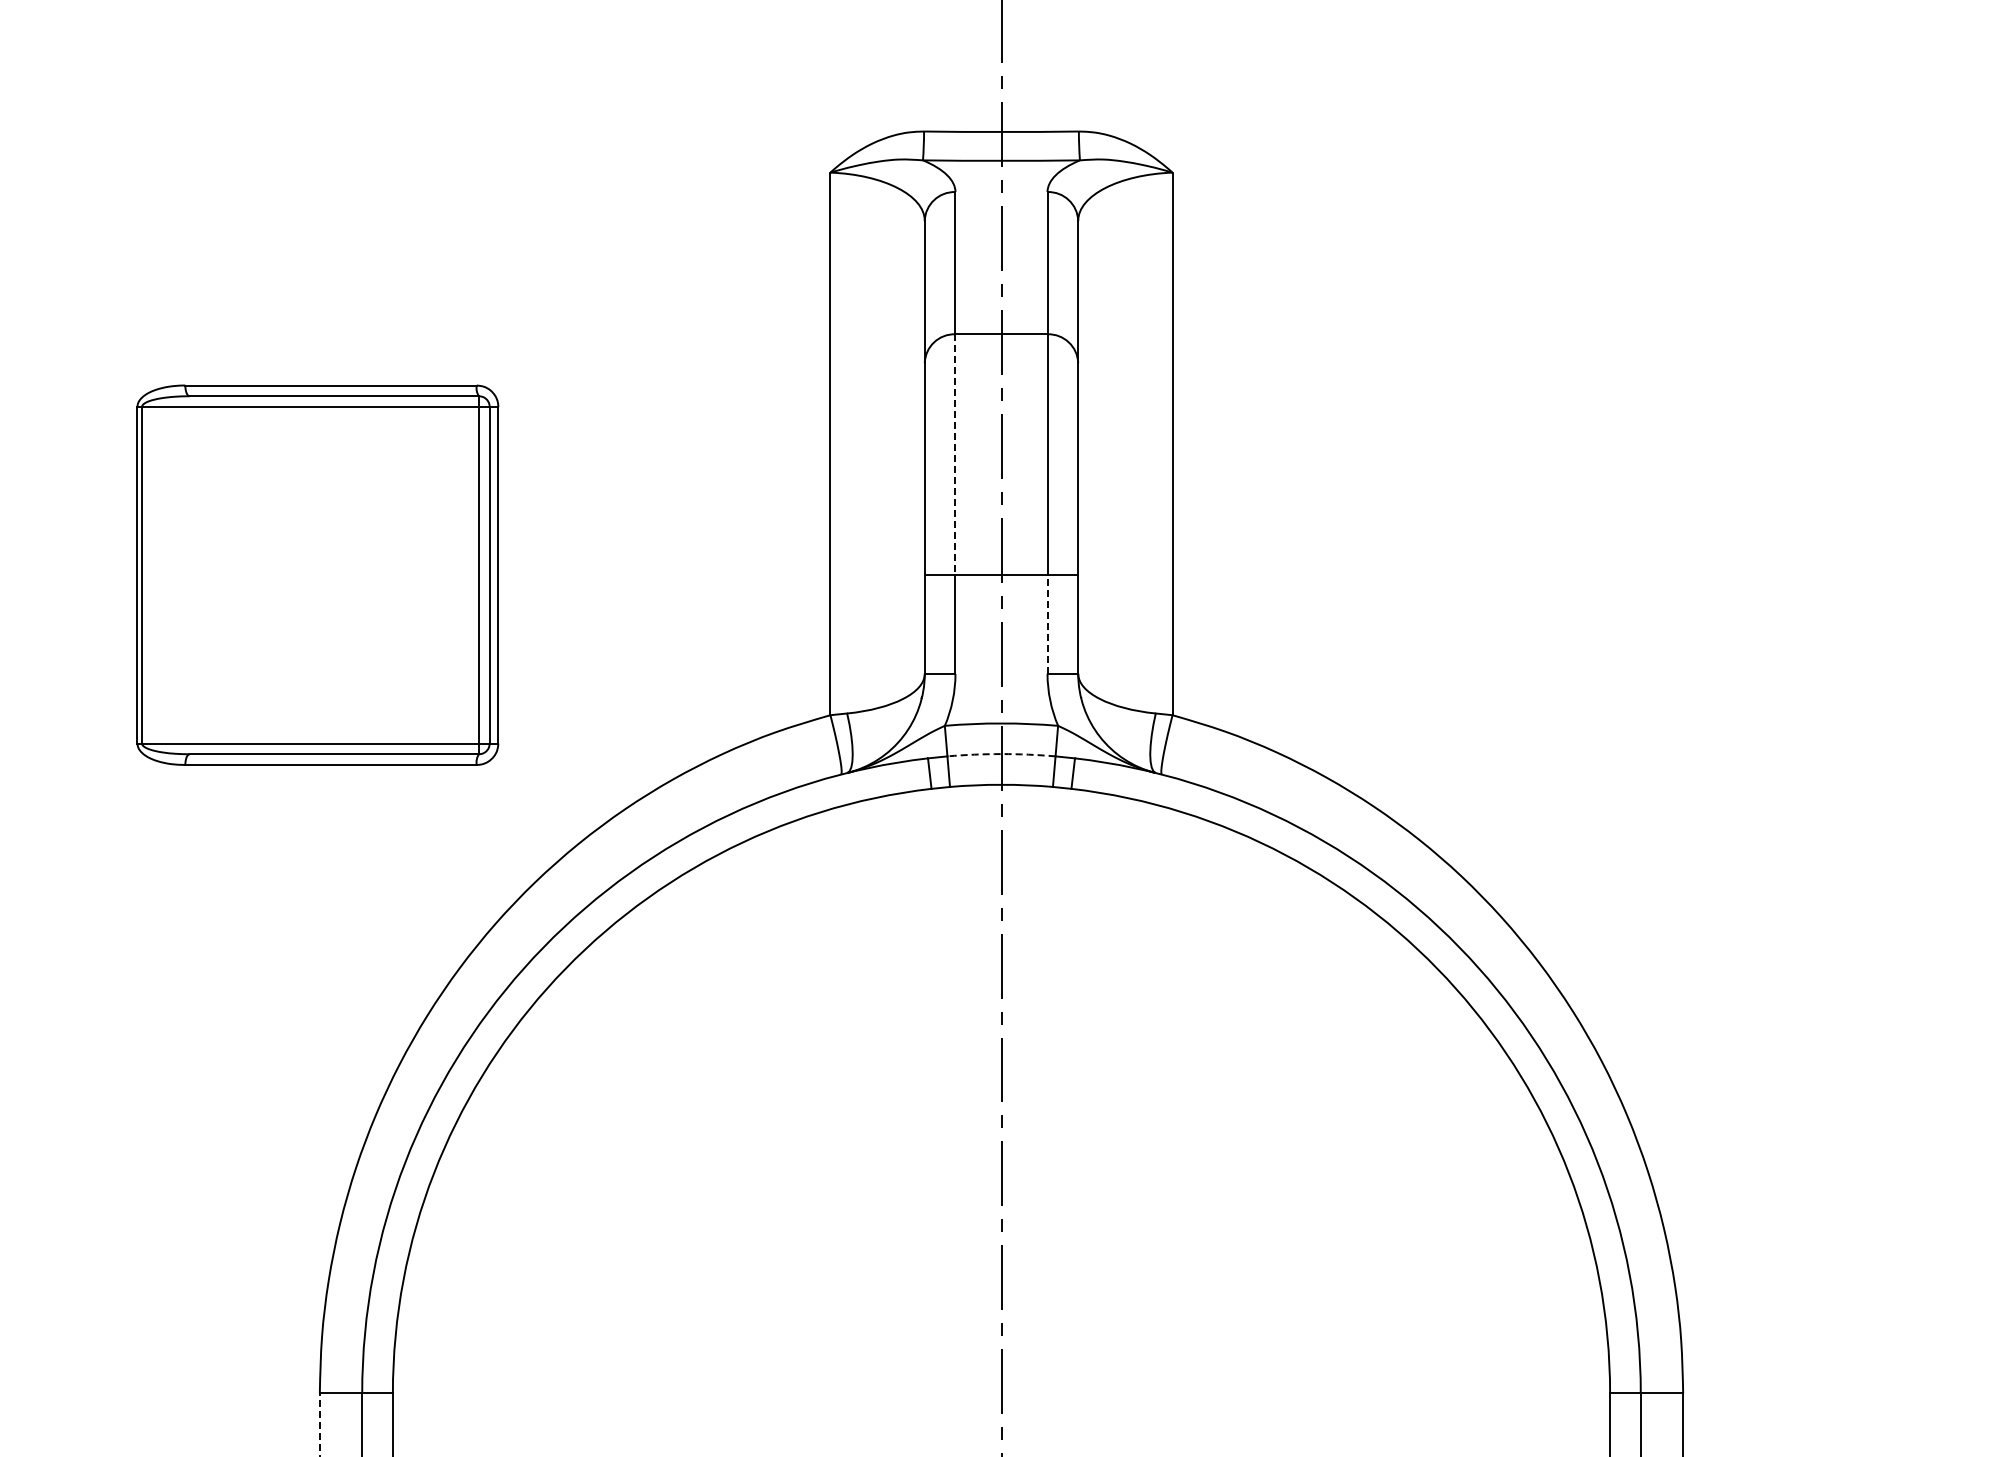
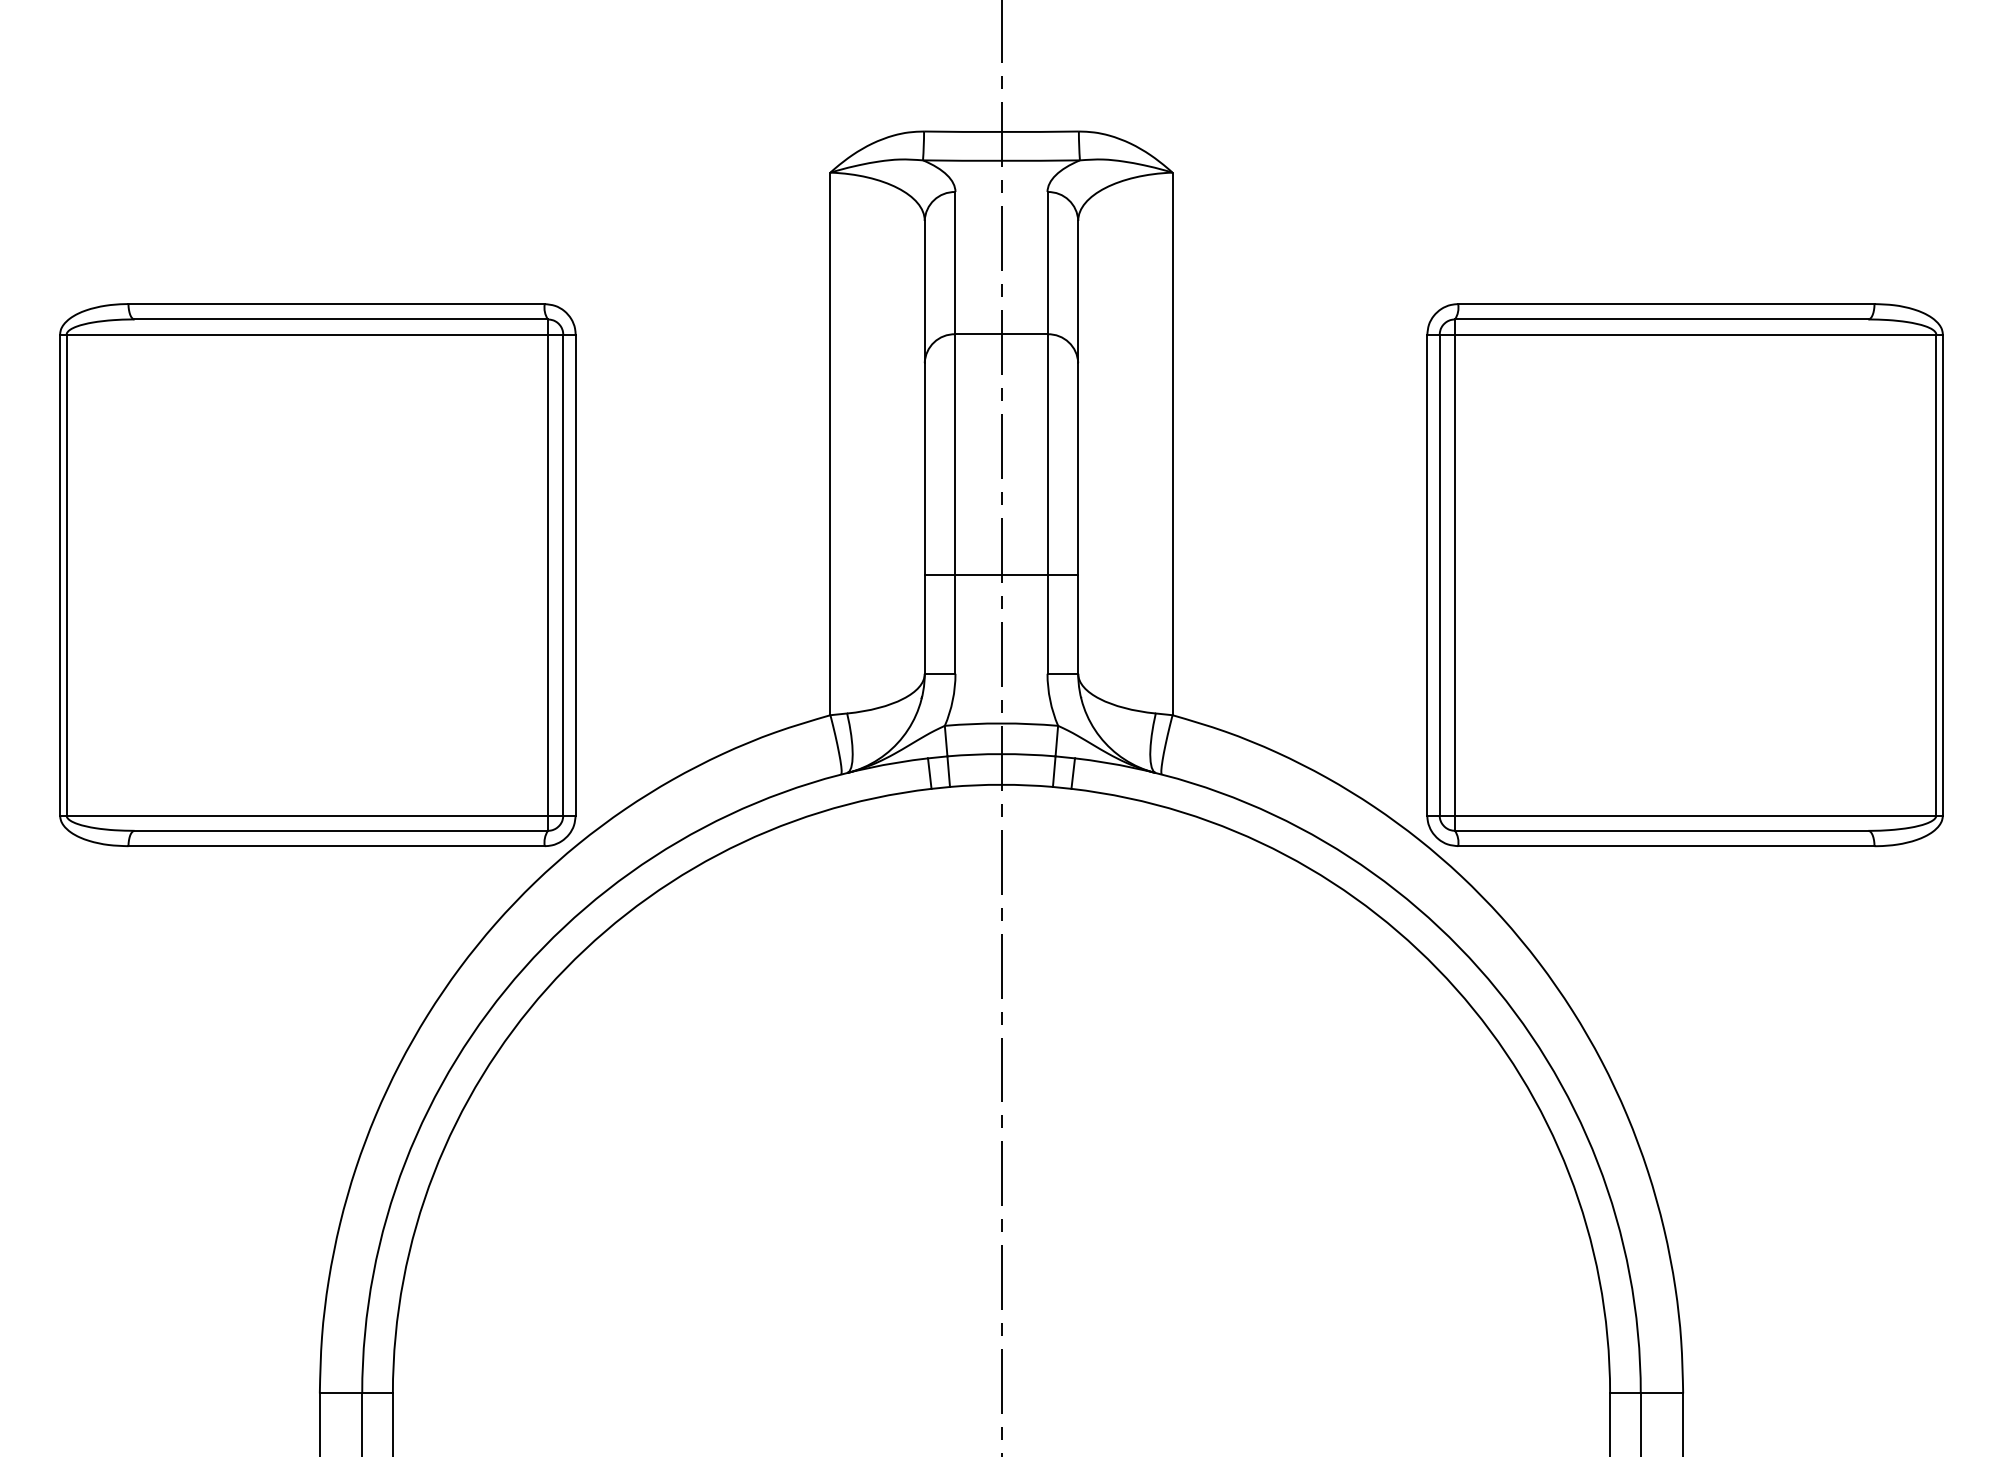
line: dashed -> solid (955, 454)
part size: 364x382 px -> 518x545 px (317, 575)
part: none -> present (1684, 575)
line: dashed -> solid (1047, 624)
arc: dashed -> solid (1001, 754)
line: dashed -> solid (319, 1424)
